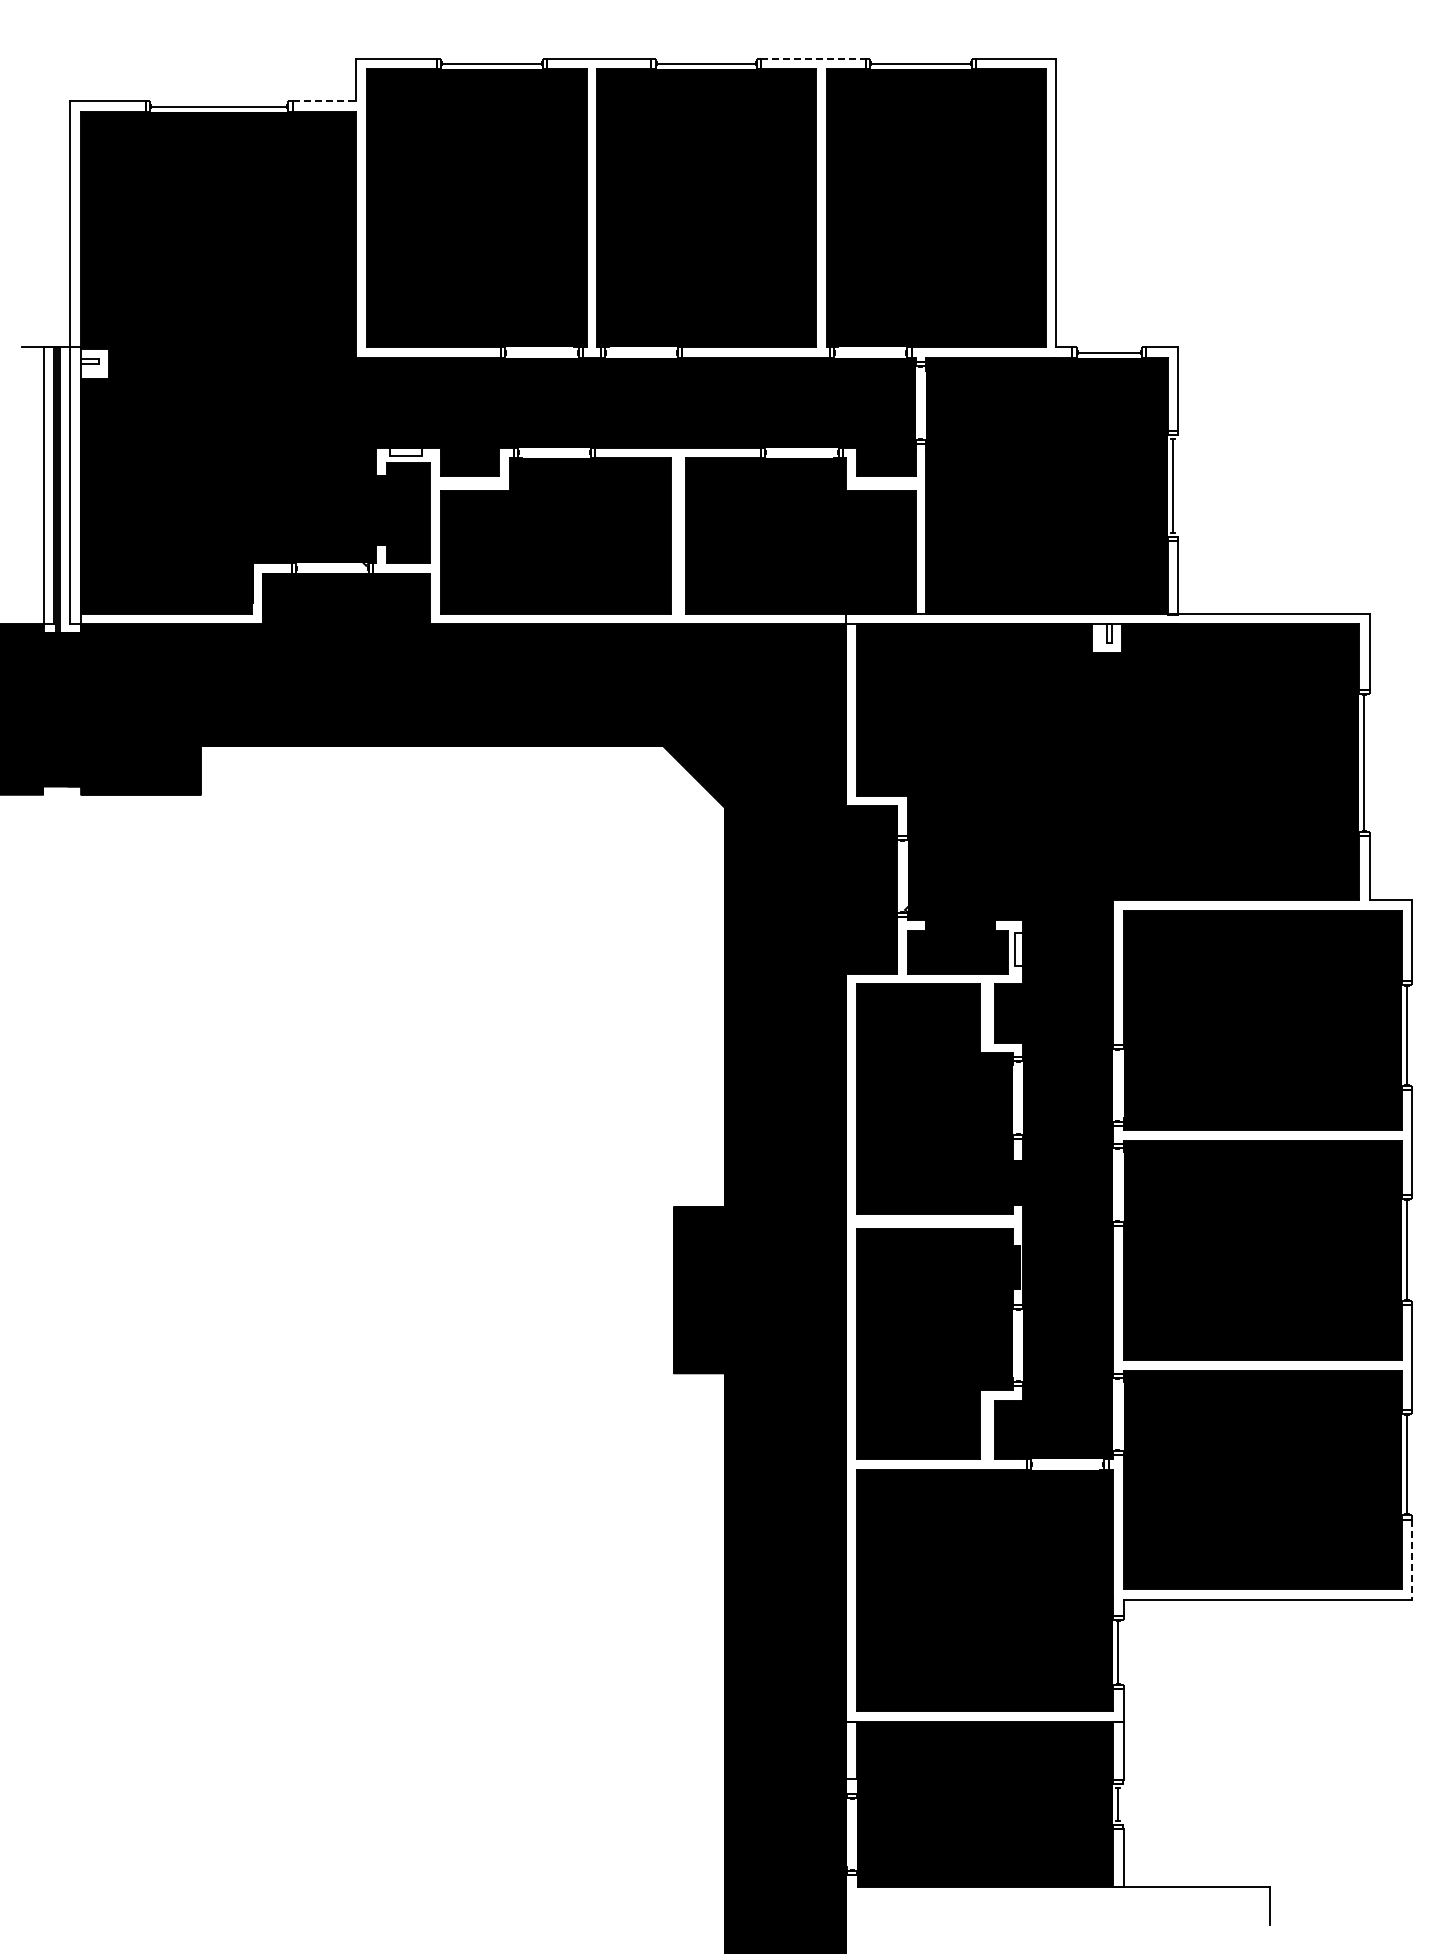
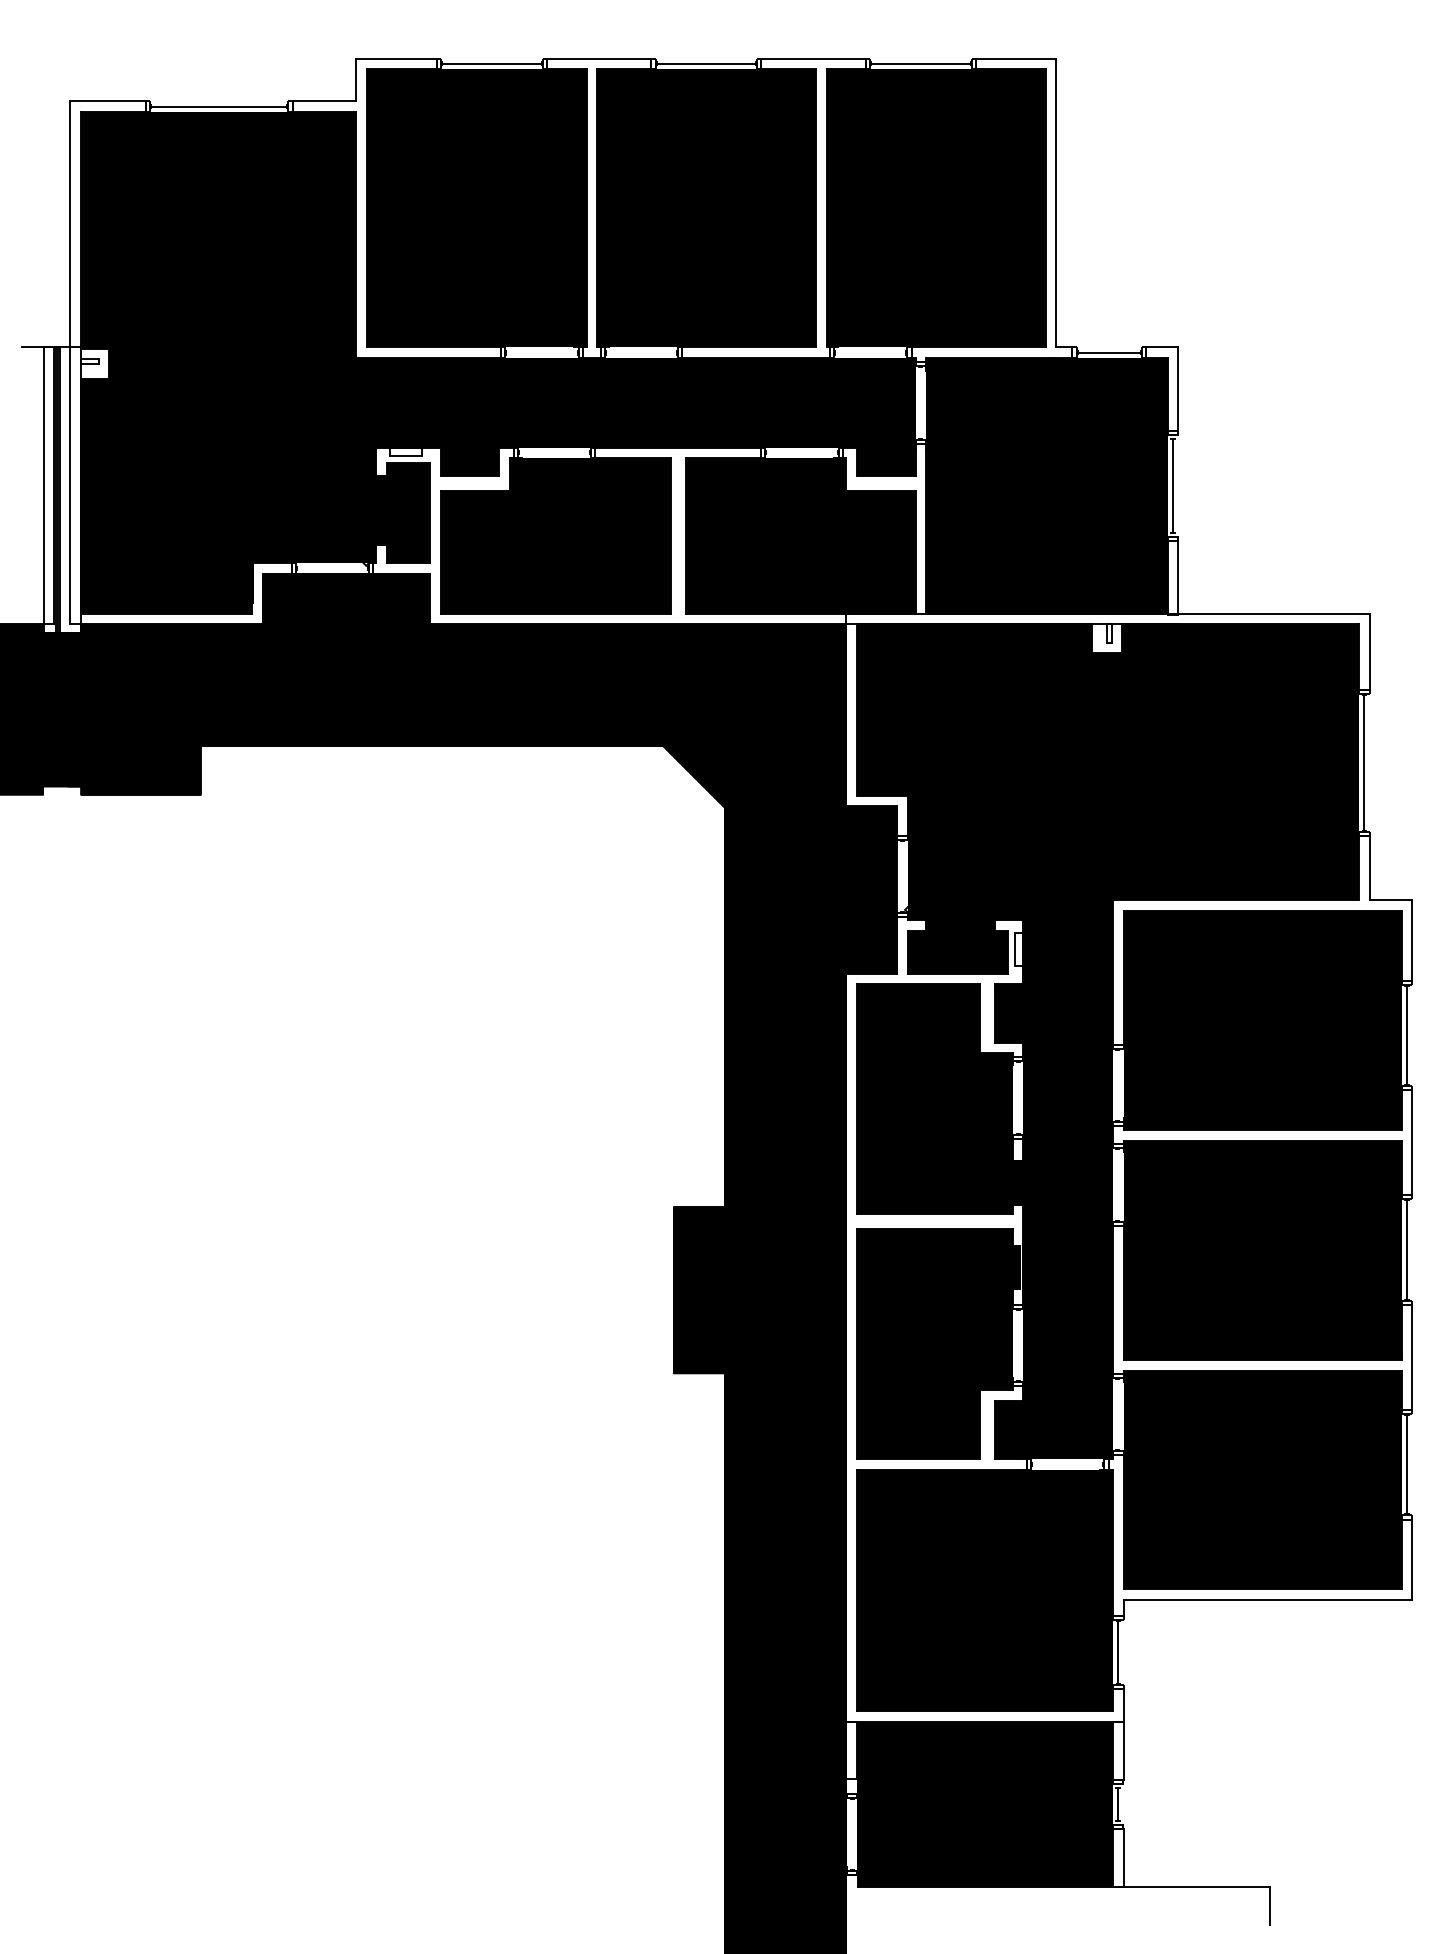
line: dashed -> solid (814, 58)
line: dashed -> solid (324, 101)
line: dashed -> solid (1412, 1560)
